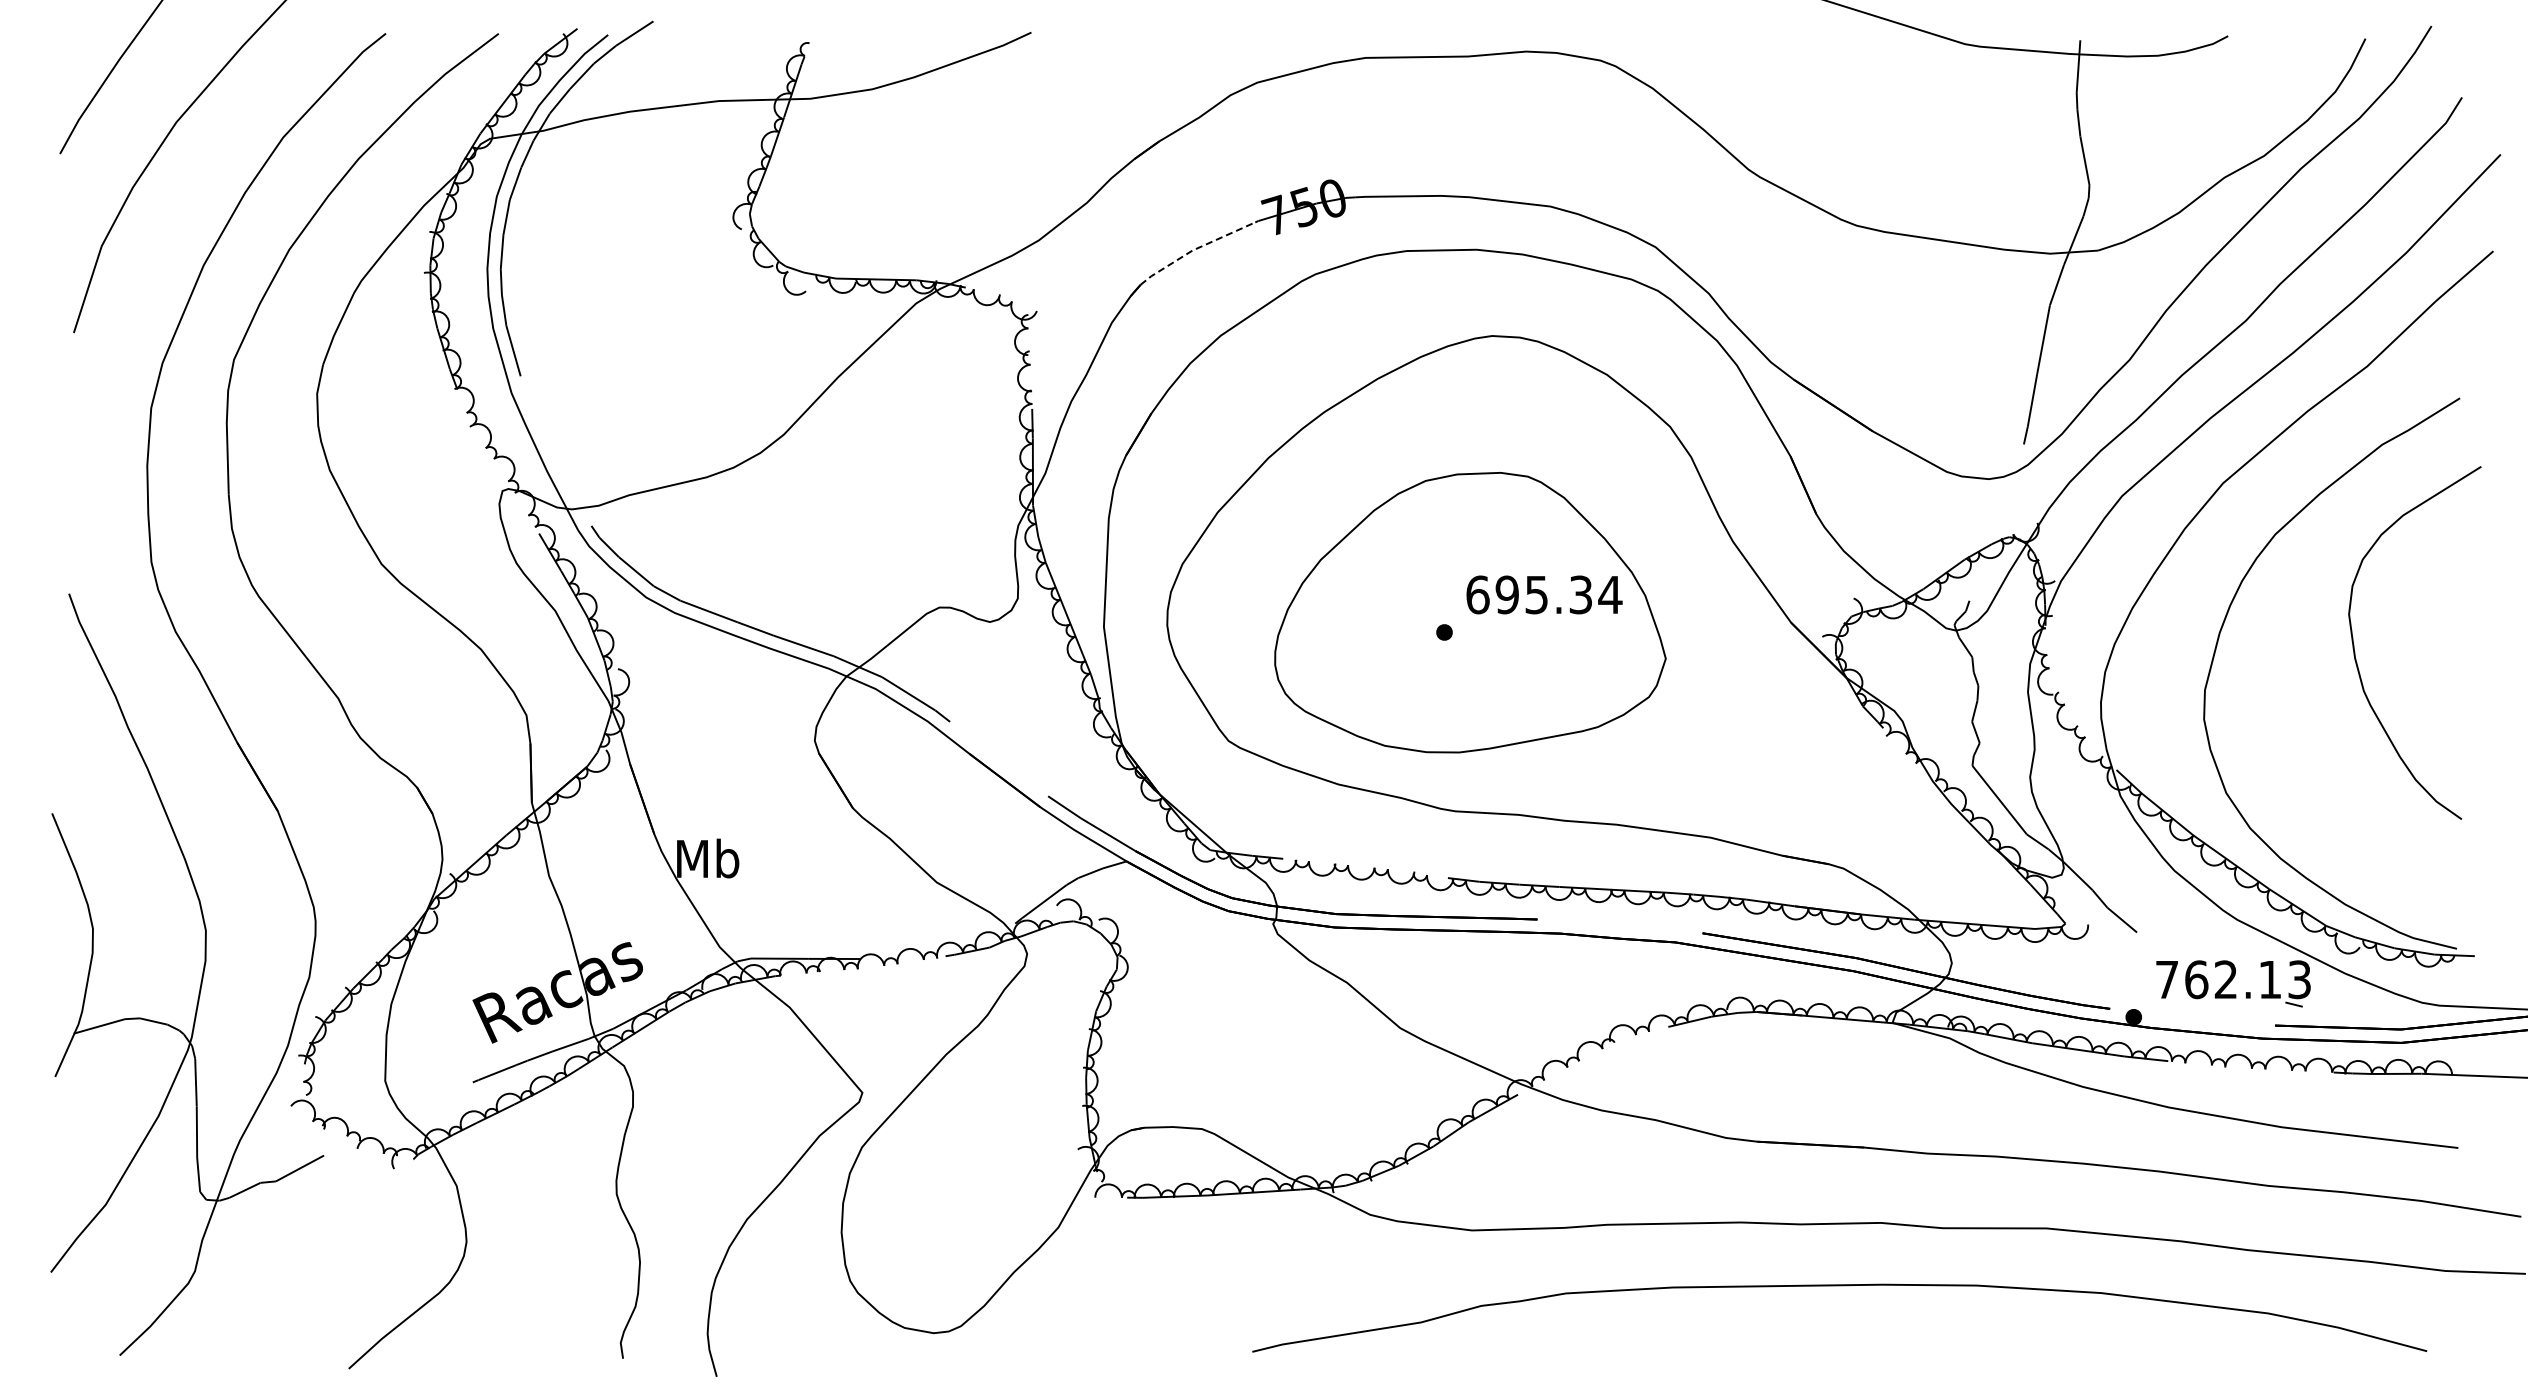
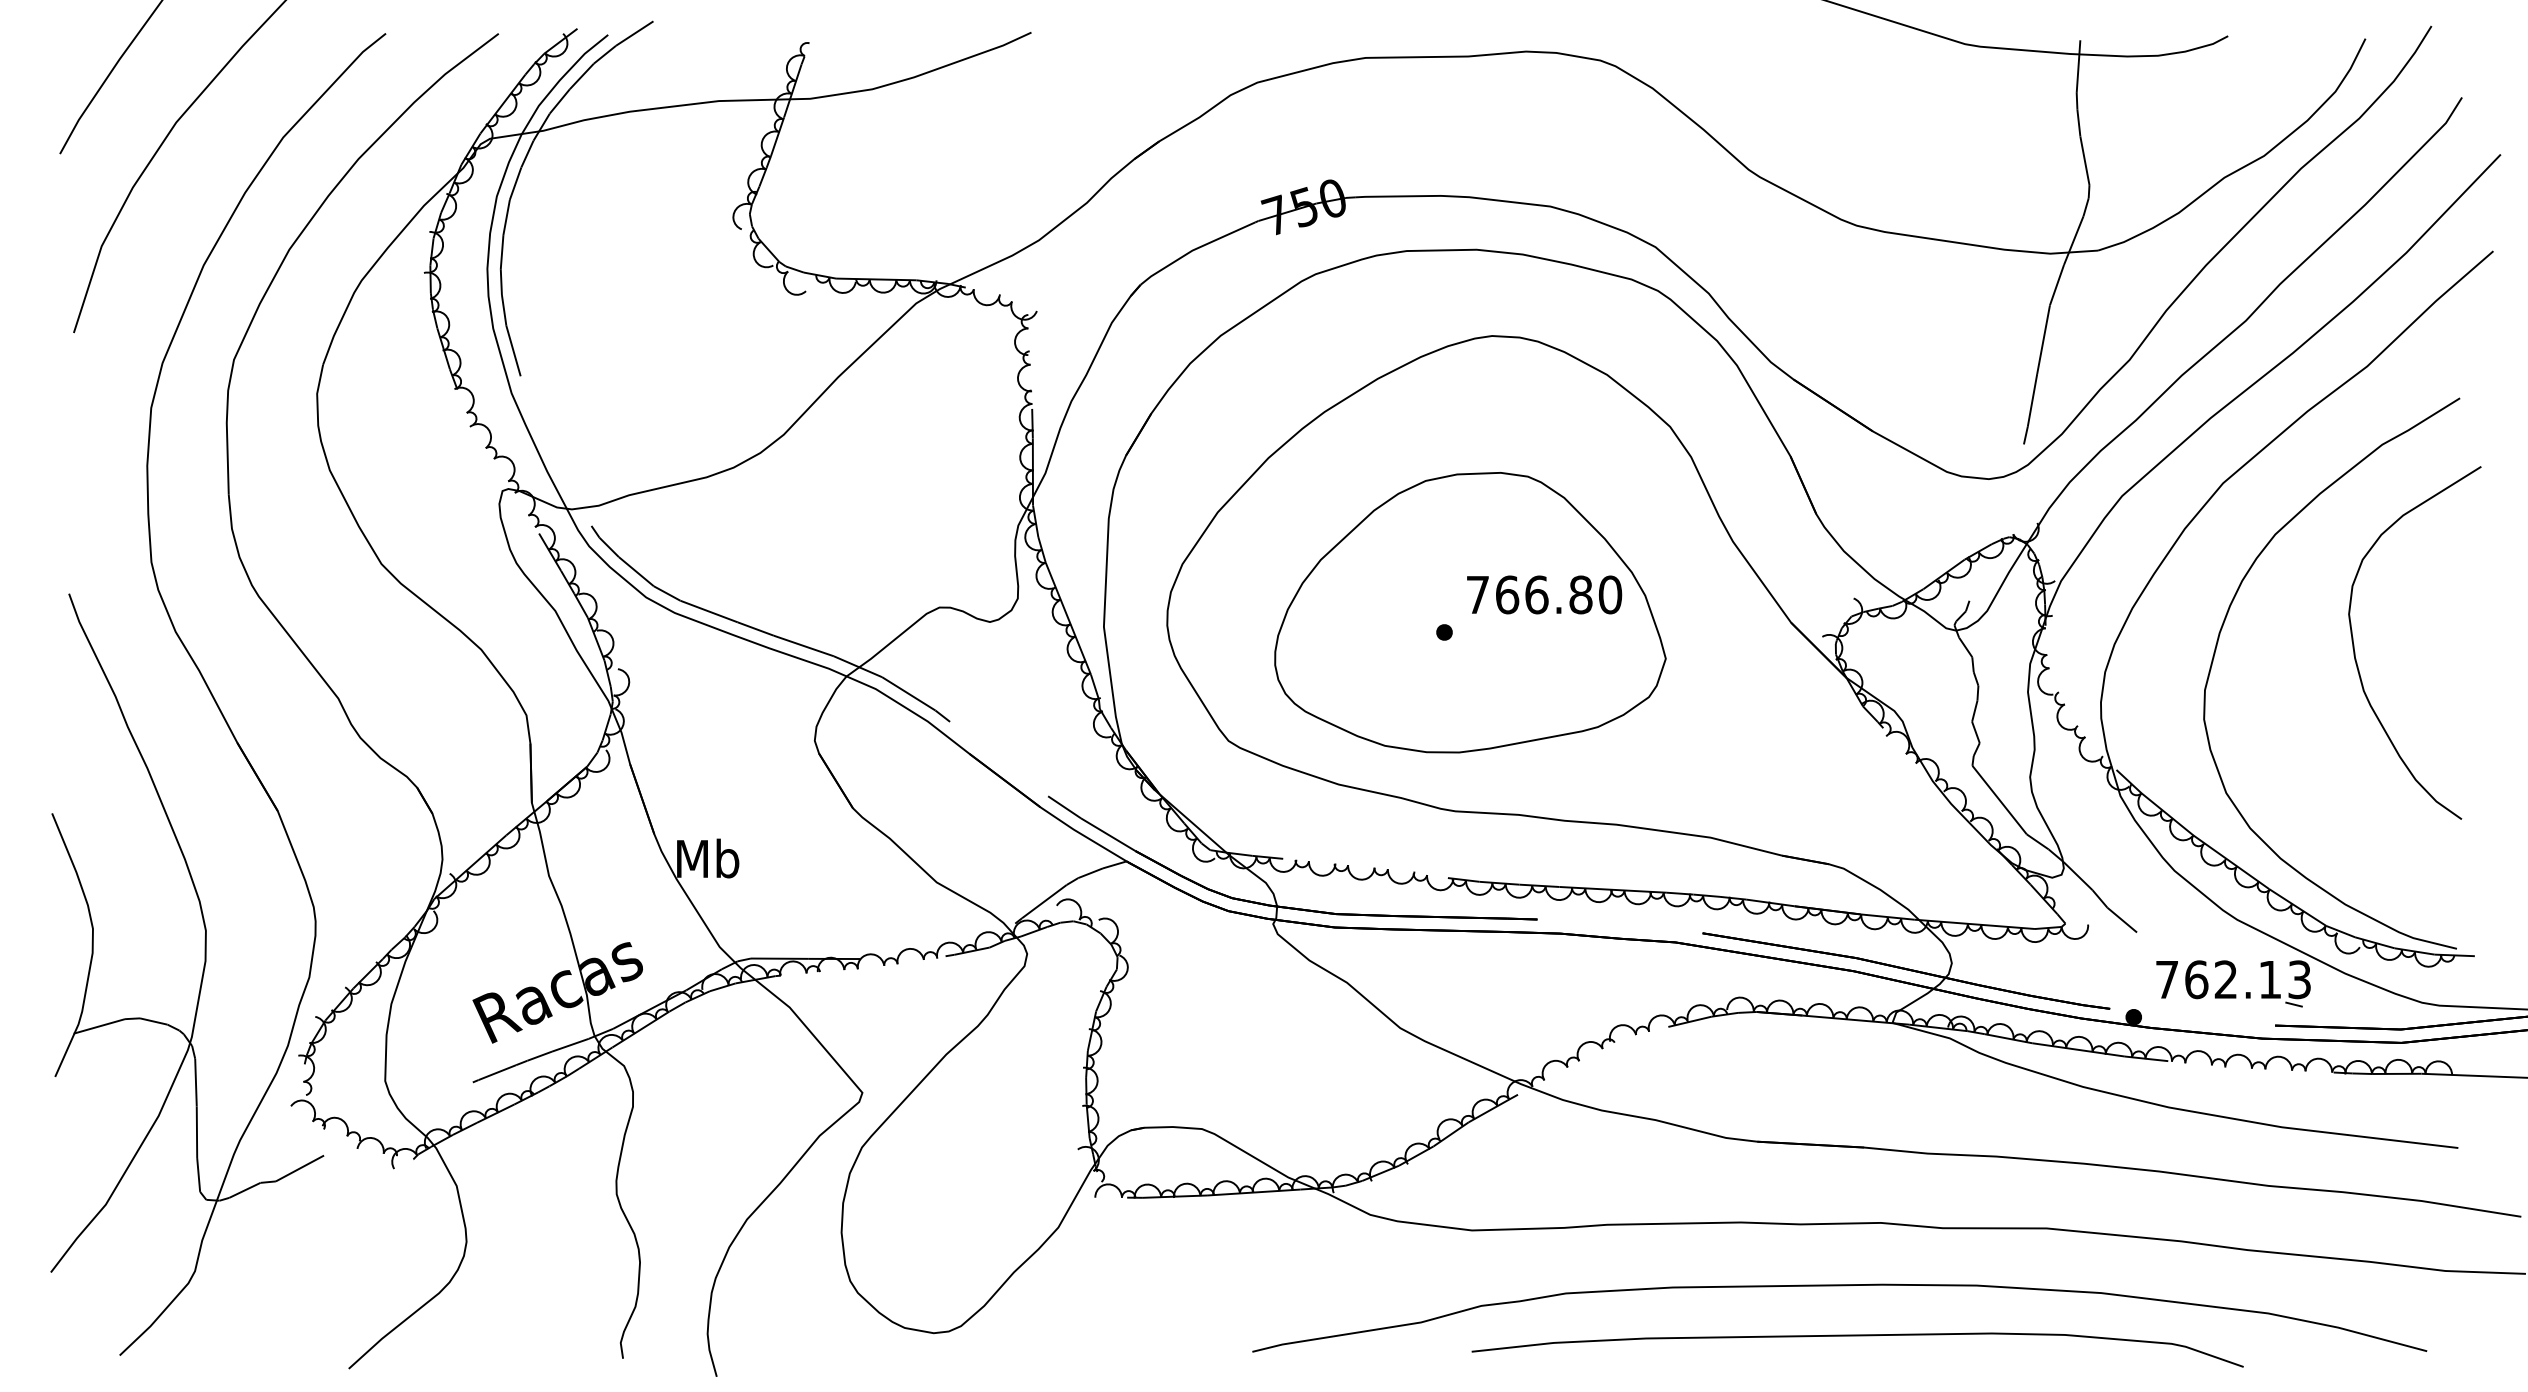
line: dashed -> solid (1194, 249)
text: 695.34 -> 766.80 (1544, 594)
curve: none -> present (1857, 1336)
